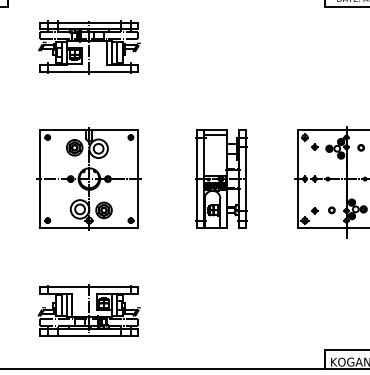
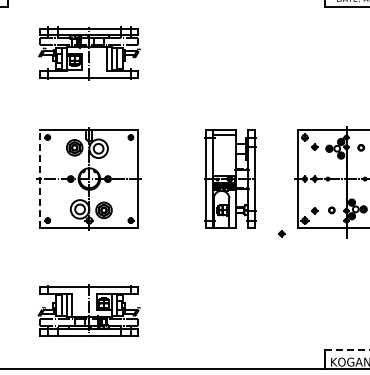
part position: (89, 47) -> (89, 53) (89, 53)
part position: (221, 178) -> (230, 178) (230, 178)
line: solid -> dashed (40, 179)
part: none -> present (281, 233)
line: solid -> dashed (347, 349)
